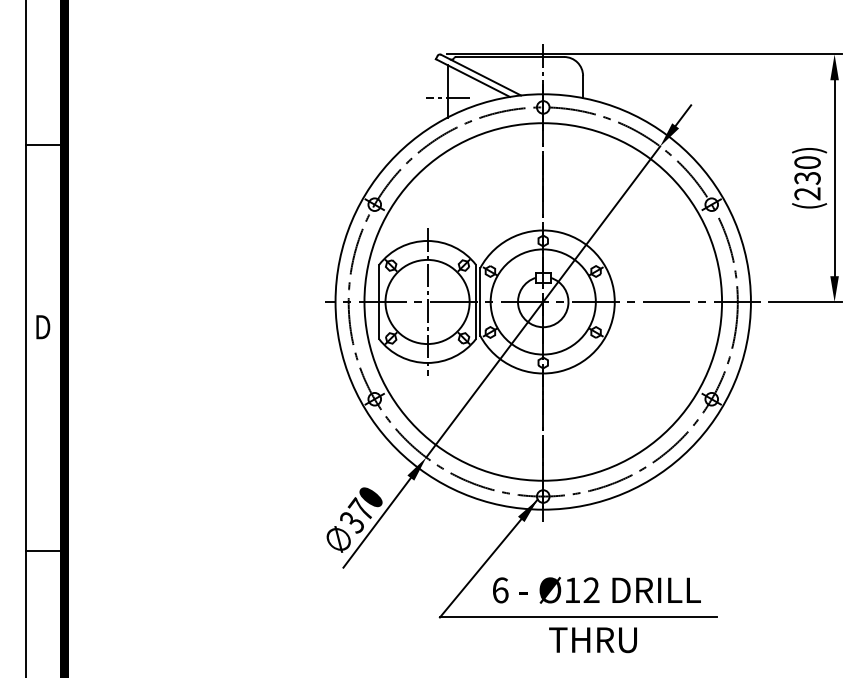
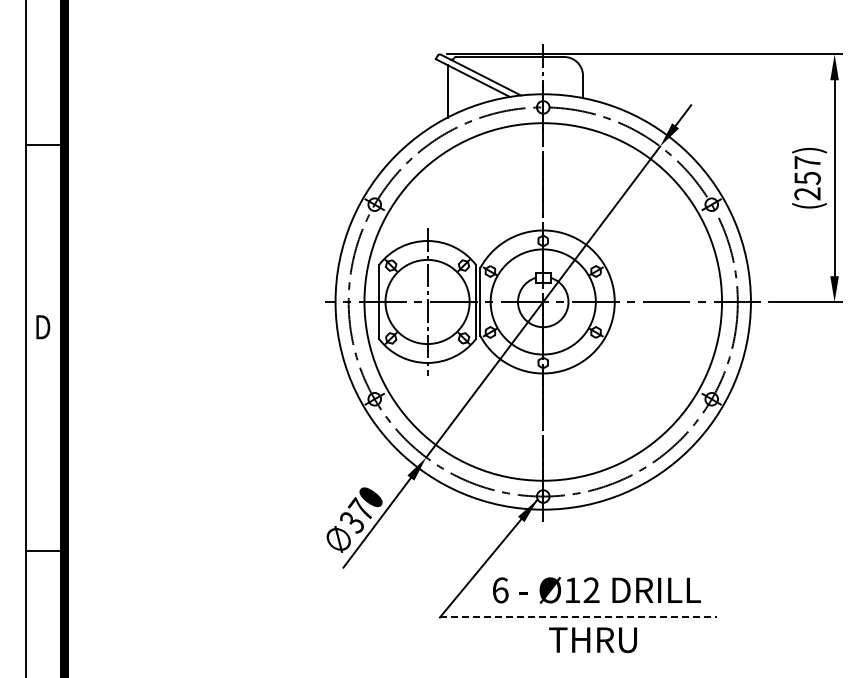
line: present -> none (447, 97)
text: (230) -> (257) (807, 170)
line: solid -> dashed (578, 617)
